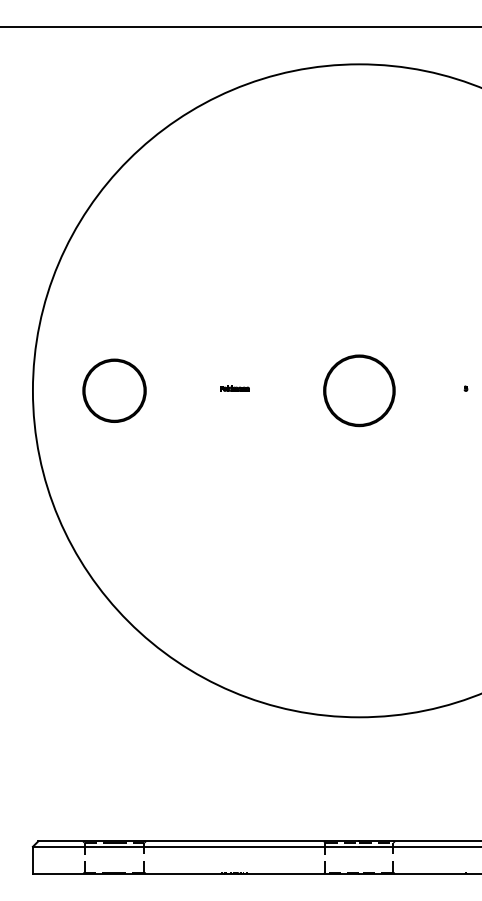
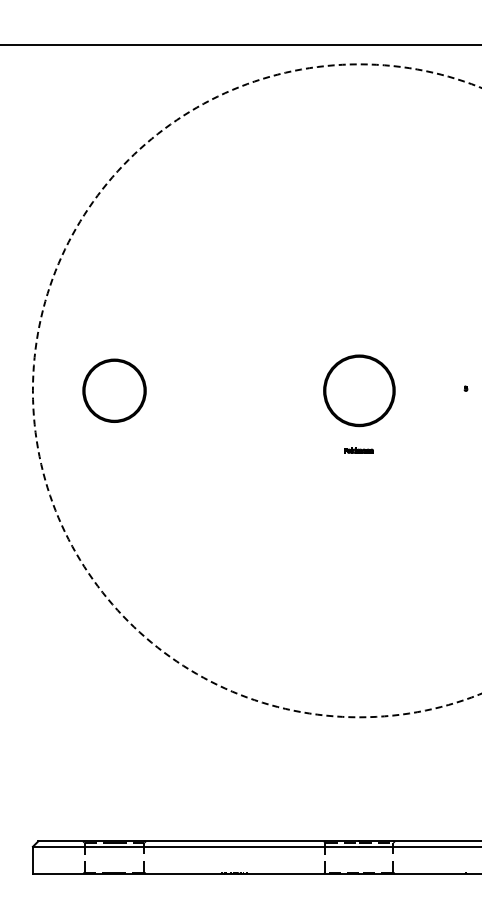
line position: (240, 27) -> (240, 45) (240, 45)
part position: (234, 388) -> (358, 450) (358, 450)
circle: solid -> dashed (256, 390)
